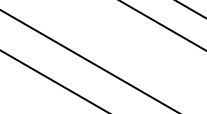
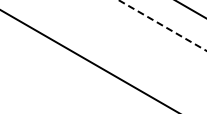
line: solid -> dashed (162, 25)
line: present -> none (53, 80)
